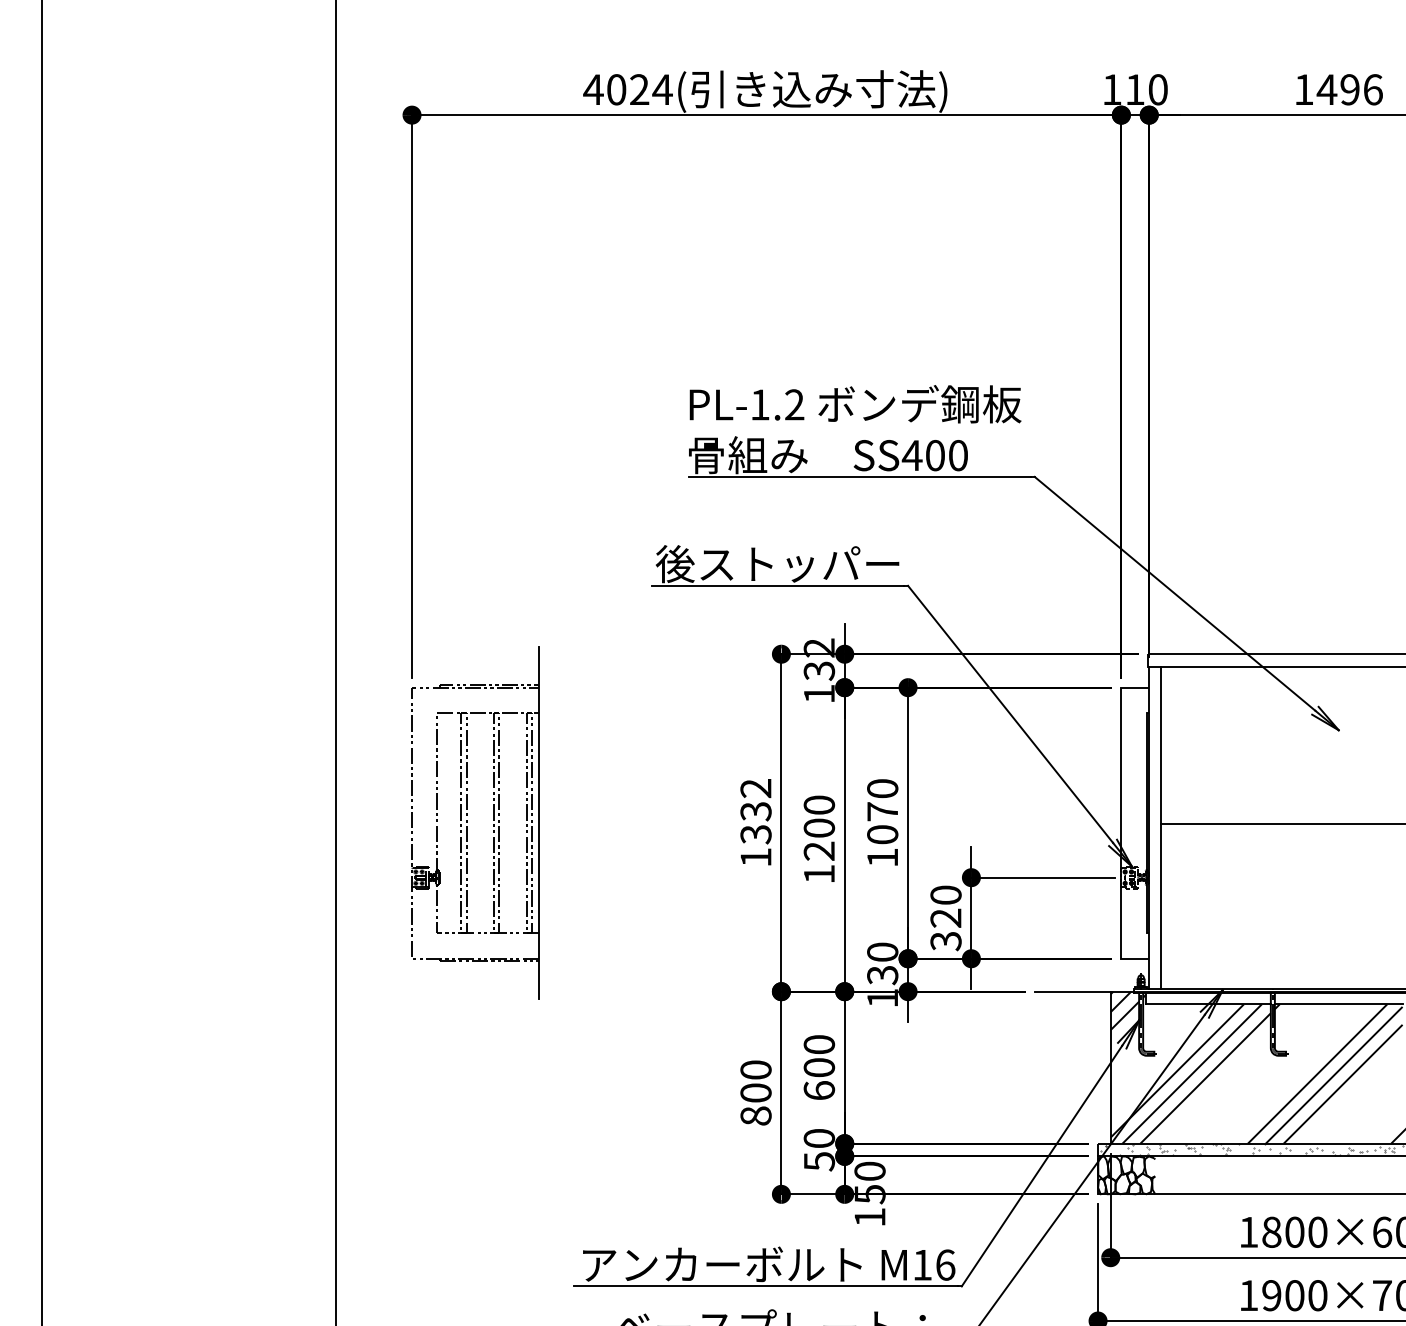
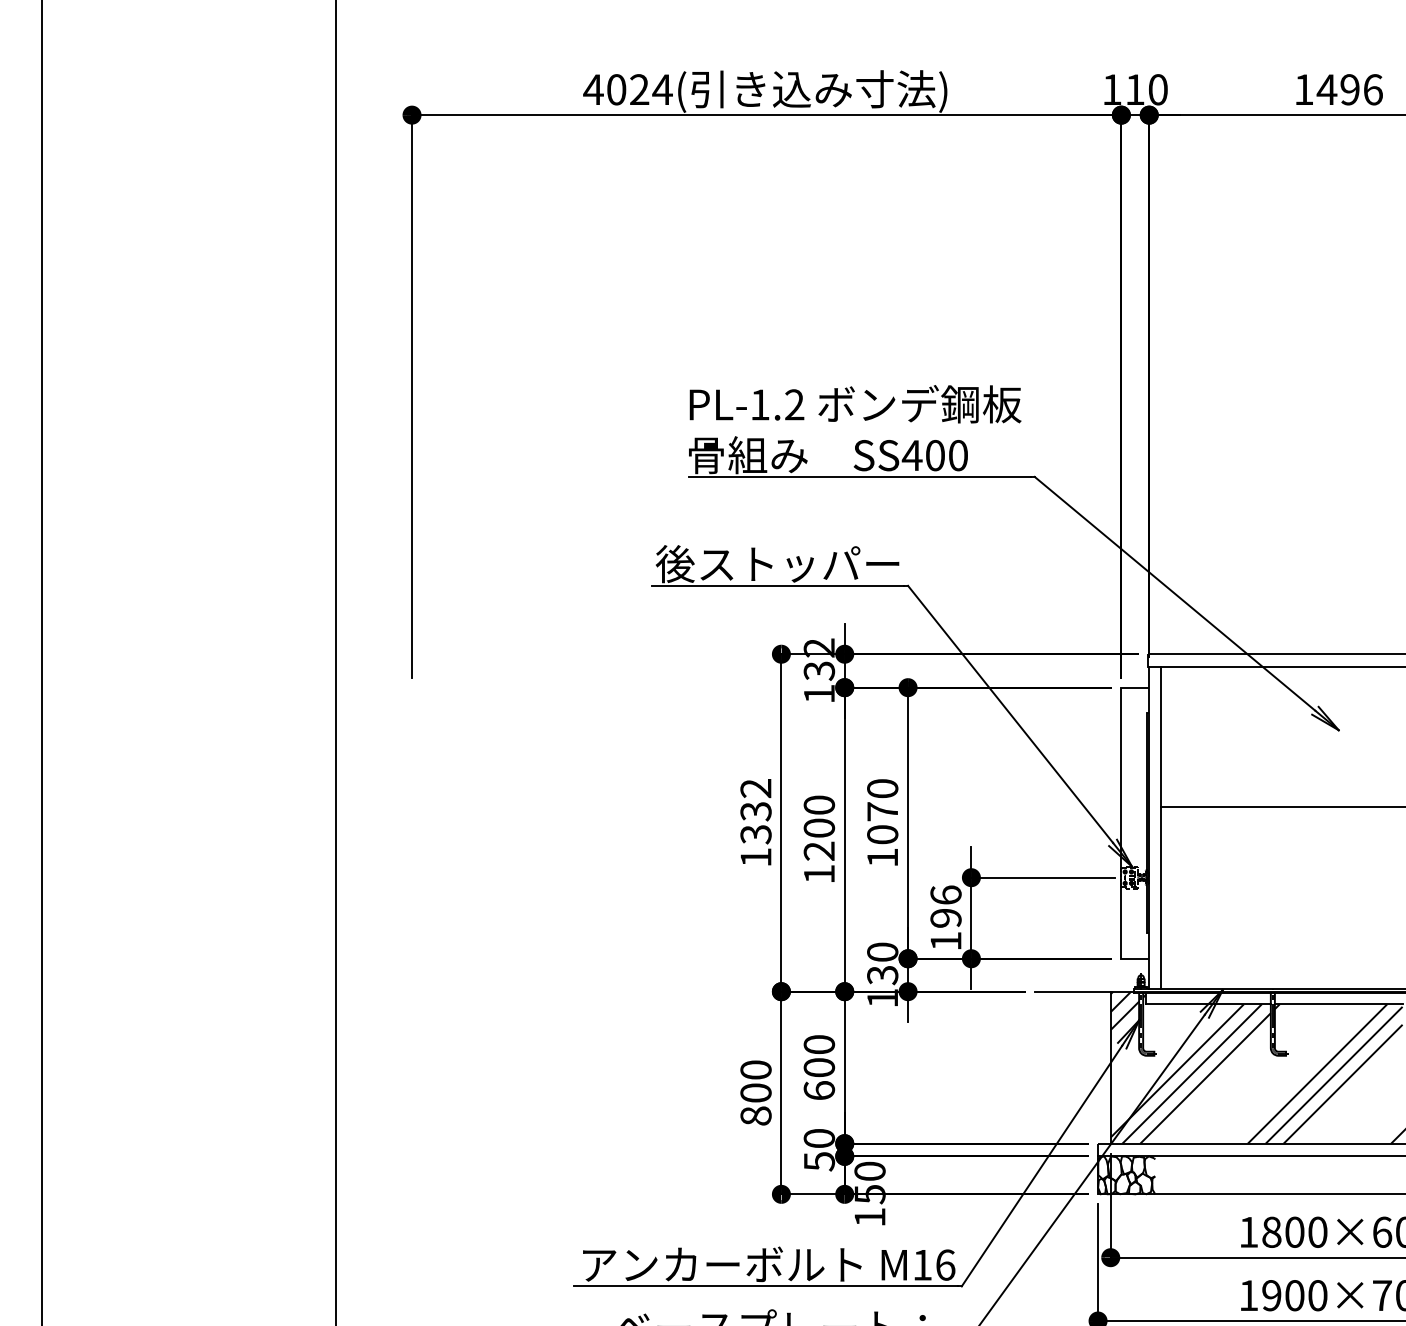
part: present -> none (467, 822)
line position: (1281, 824) -> (1281, 807) (1281, 807)
text: 320 -> 196 (945, 918)
hatch: present -> none (1251, 1149)
